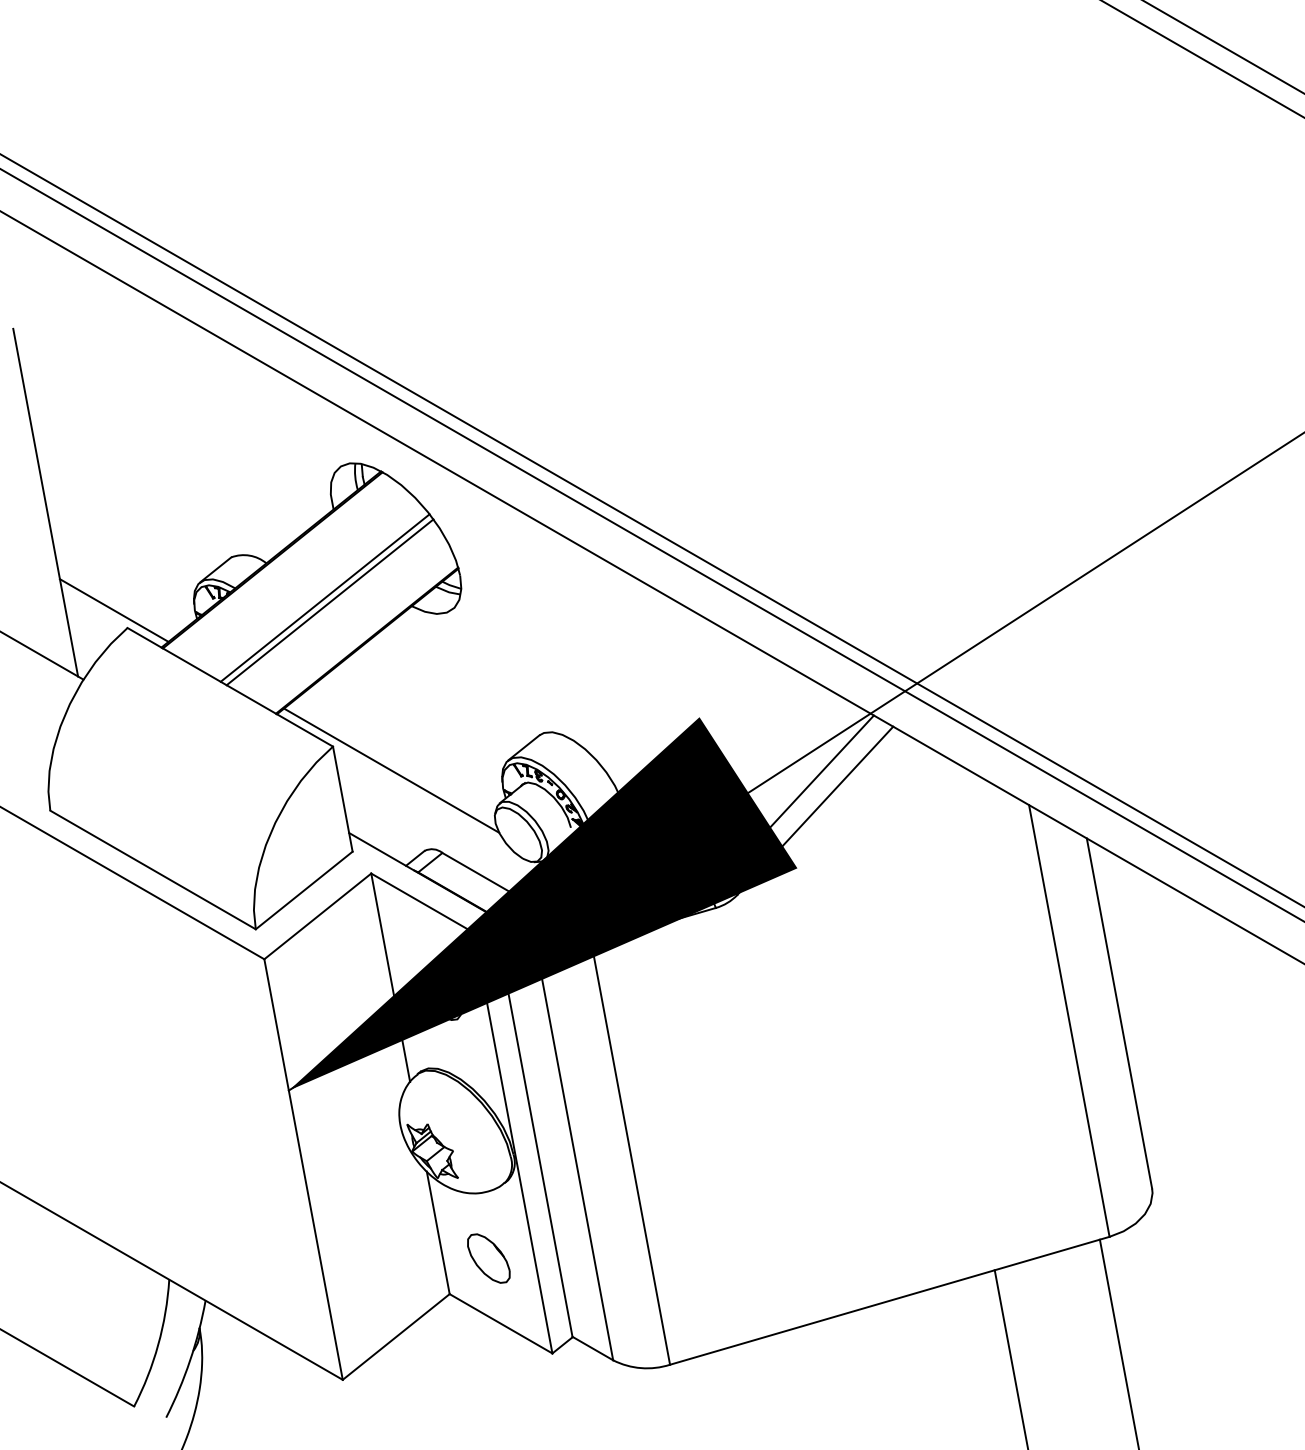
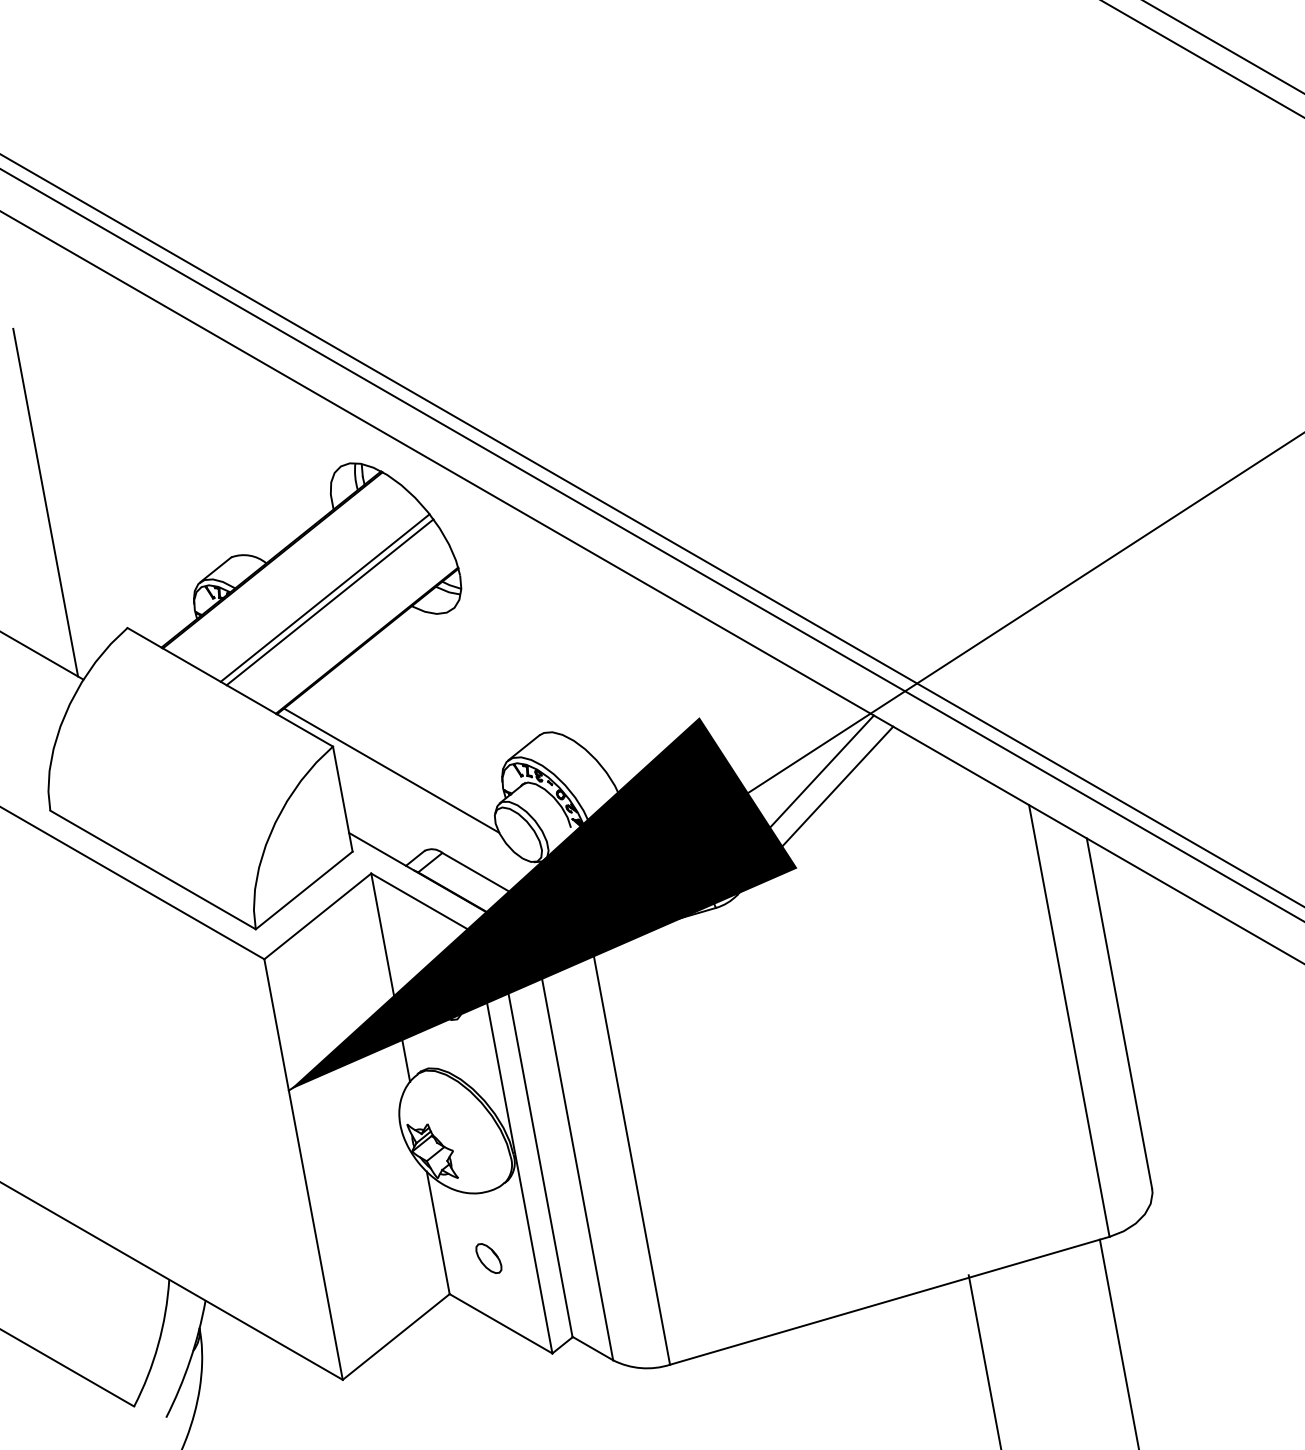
line: present -> none (113, 610)
part size: 44x51 px -> 28x31 px (488, 1258)
line position: (1010, 1358) -> (984, 1360) (984, 1360)
